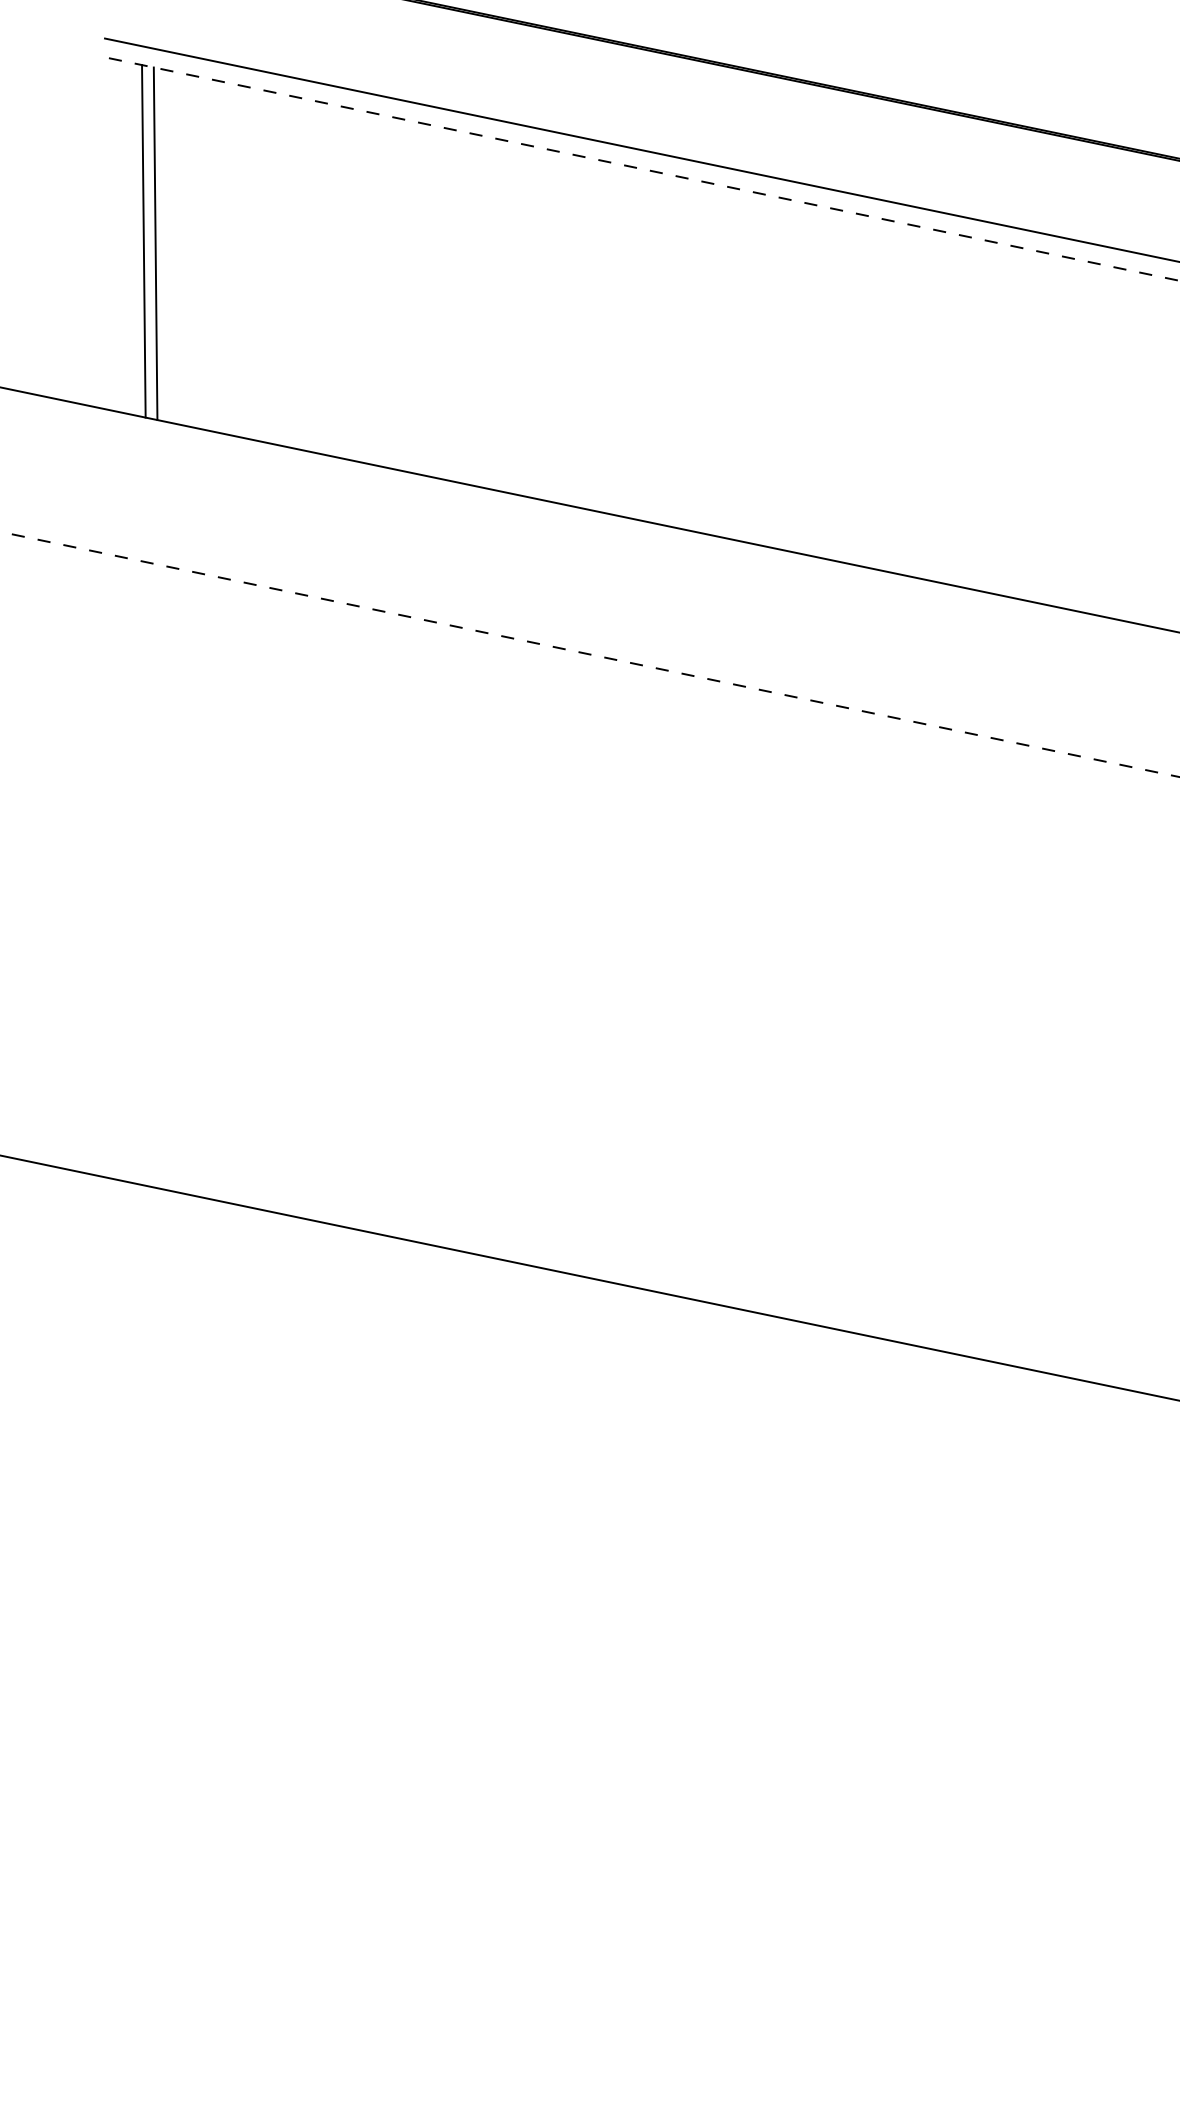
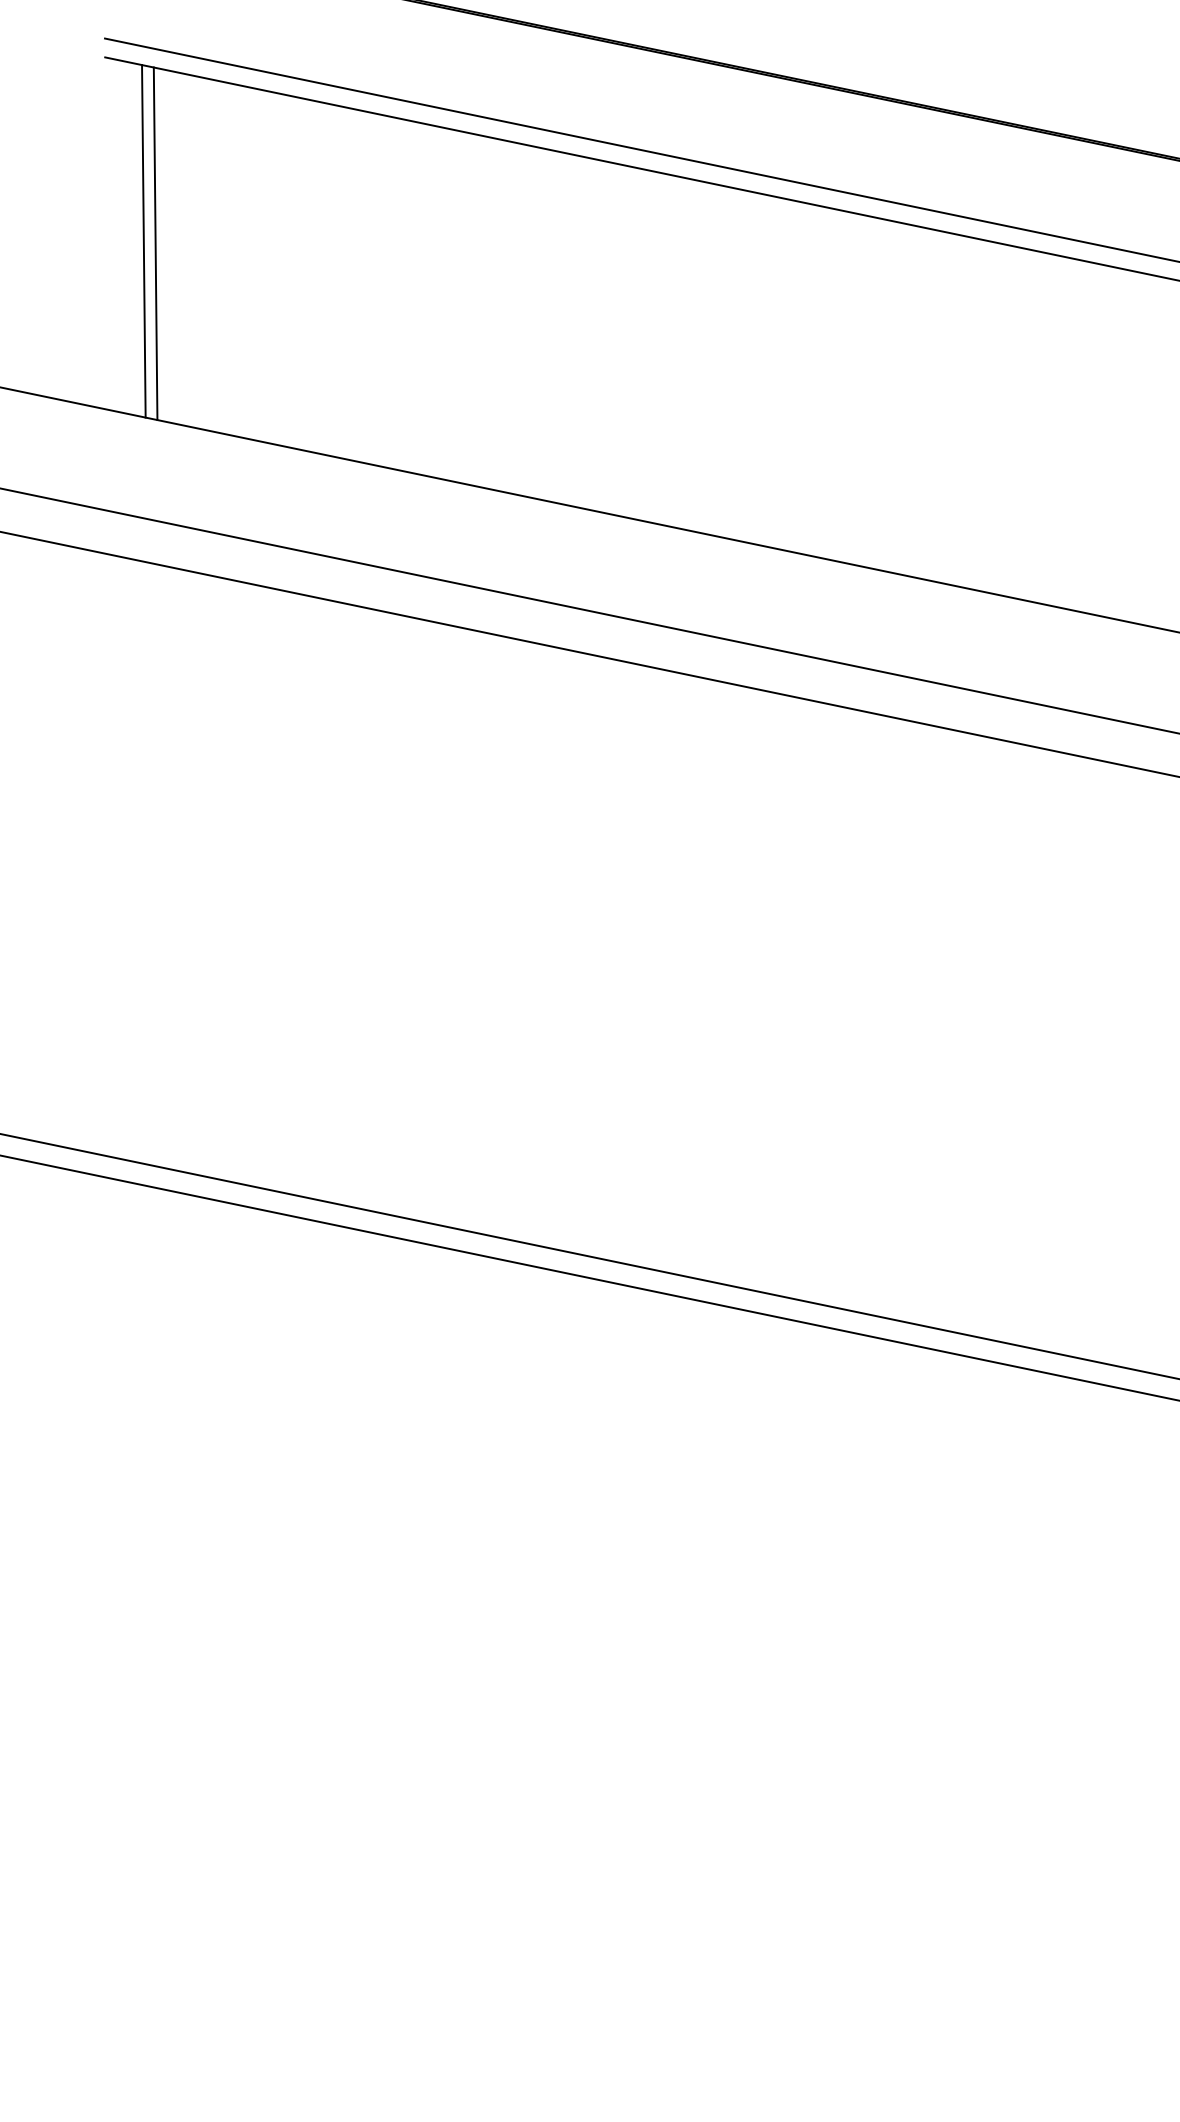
line: dashed -> solid (641, 168)
line: none -> present (589, 610)
line: dashed -> solid (590, 654)
line: none -> present (589, 1256)
